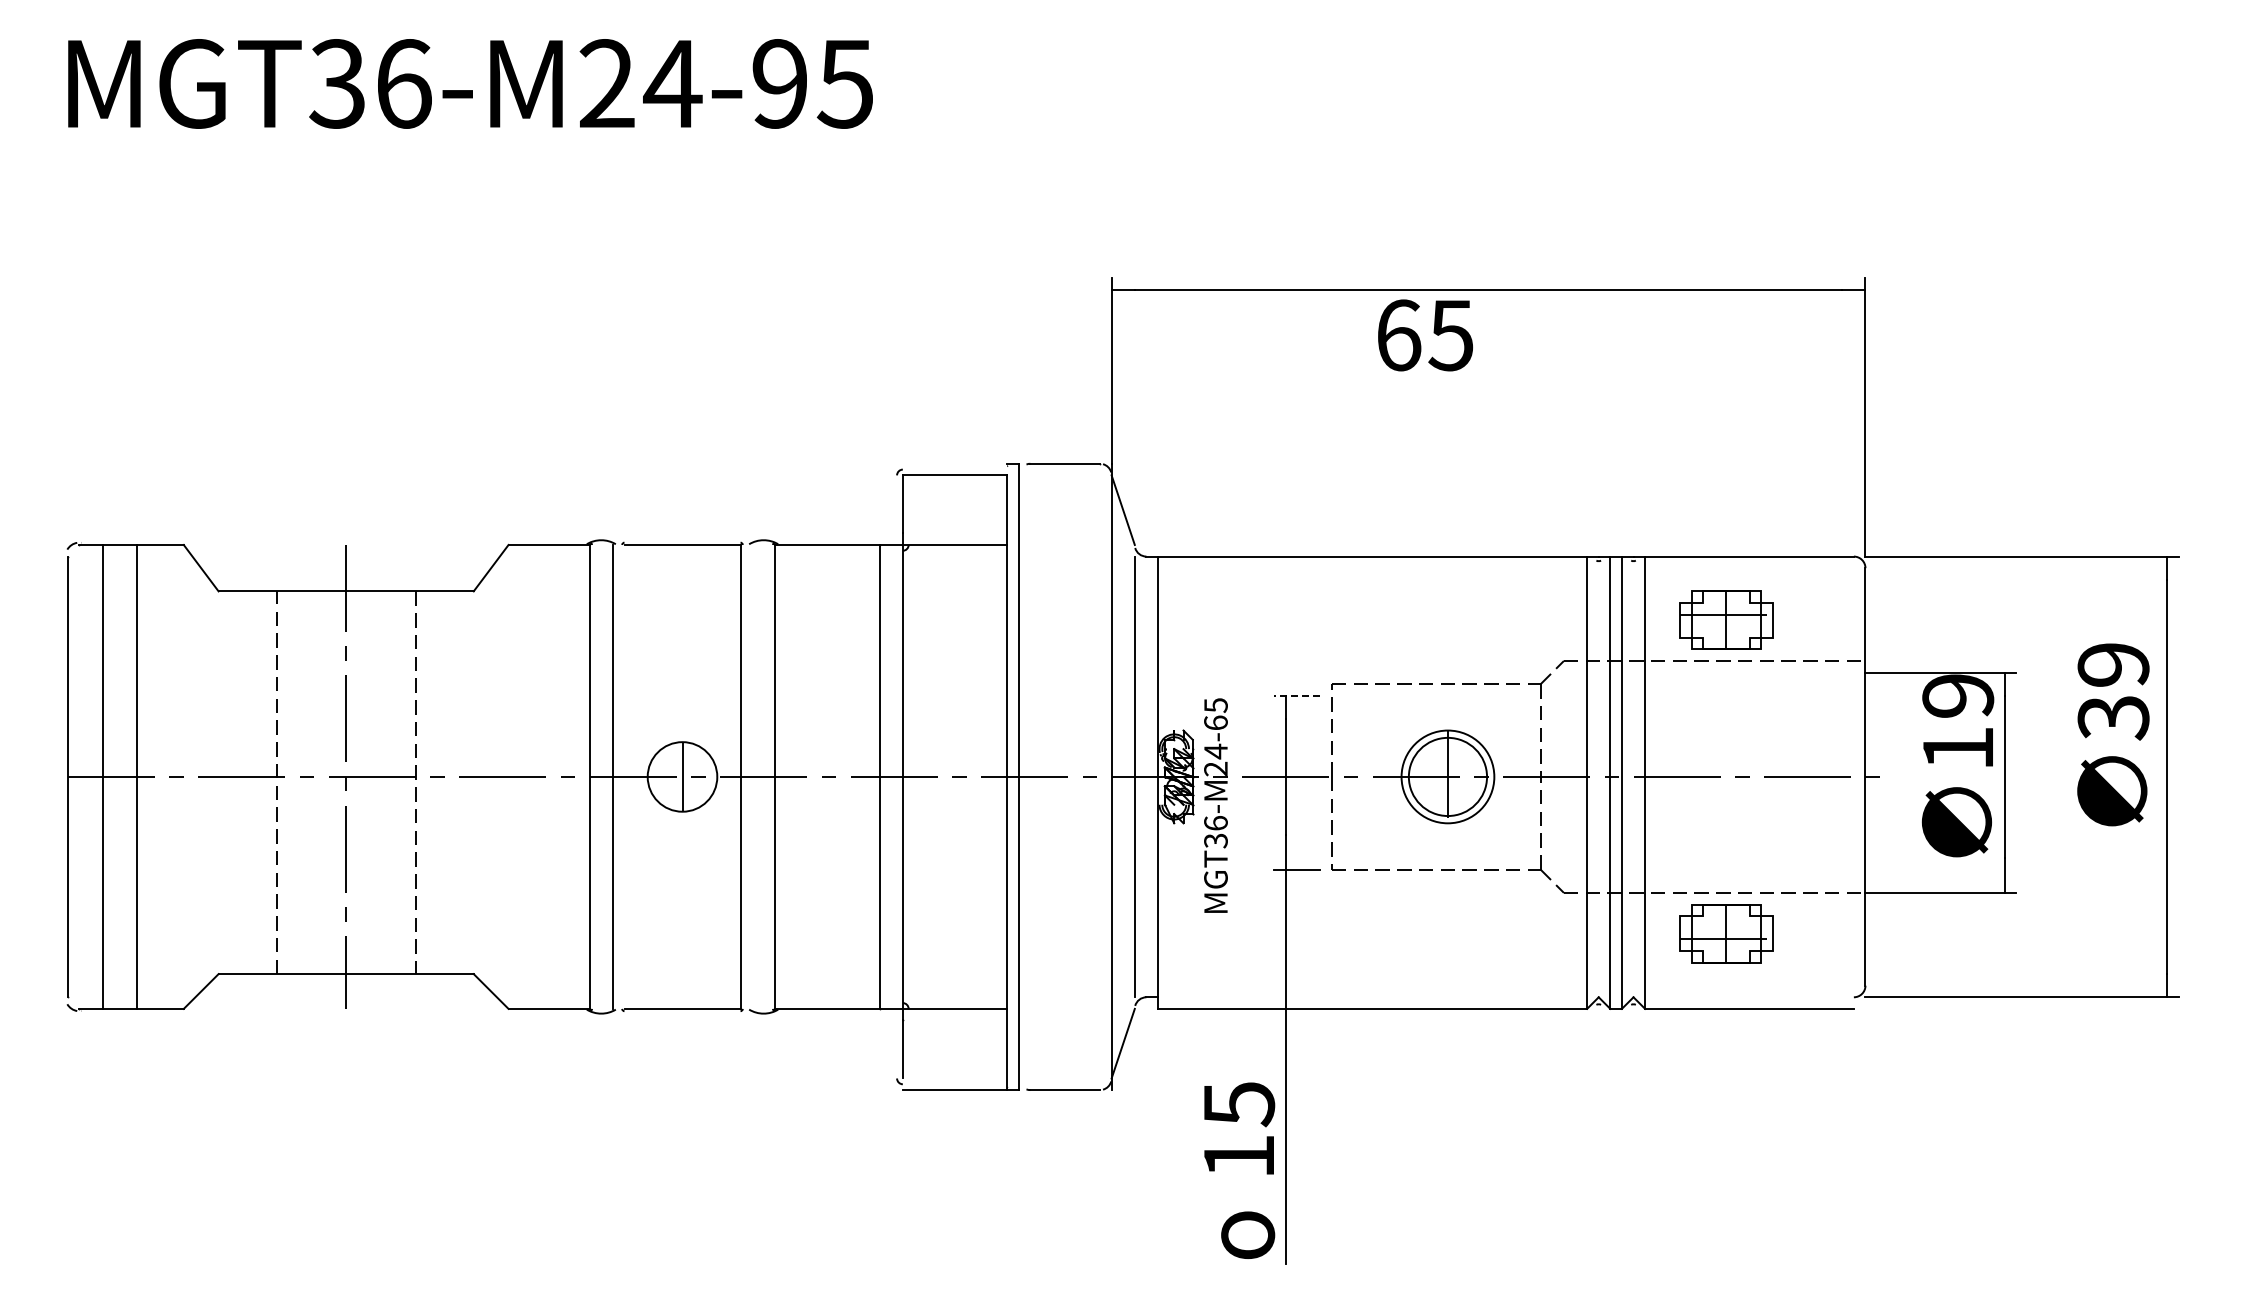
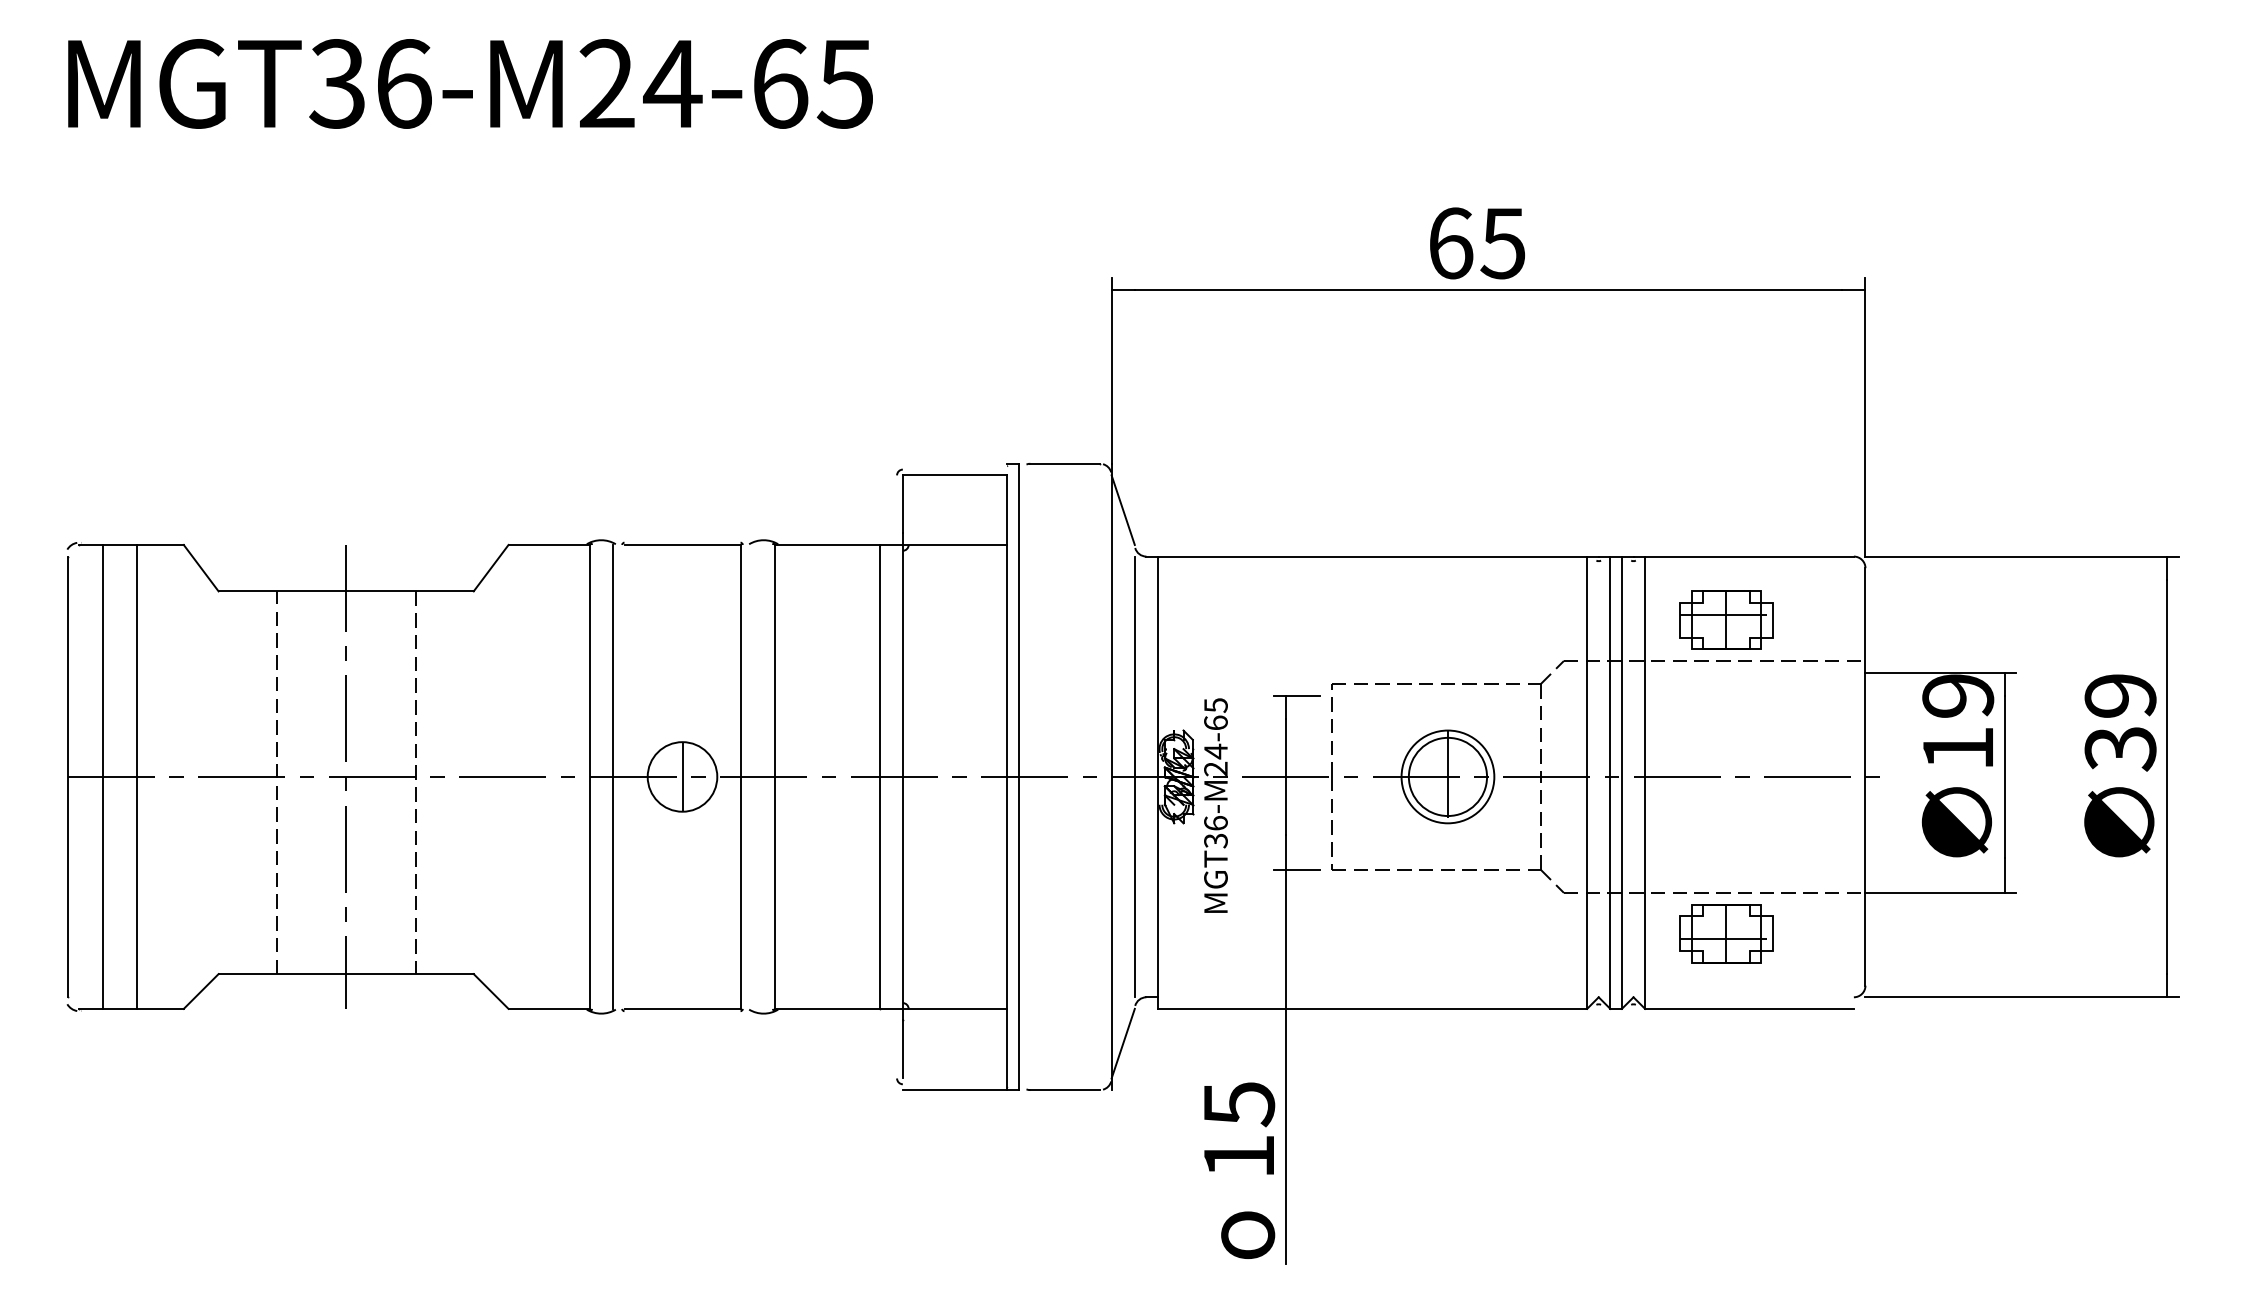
text: MGT36-M24-95 -> MGT36-M24-65 (780, 83)
text position: (1425, 335) -> (1477, 243) (1477, 243)
line: dashed -> solid (1296, 695)
text position: (2113, 734) -> (2120, 765) (2120, 765)
